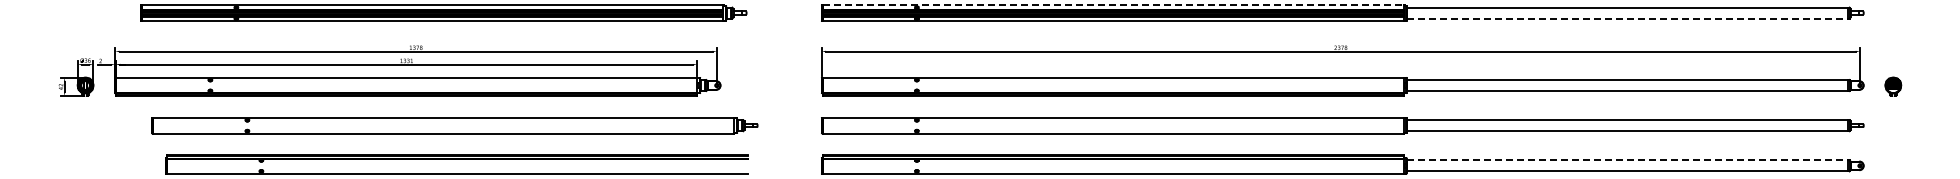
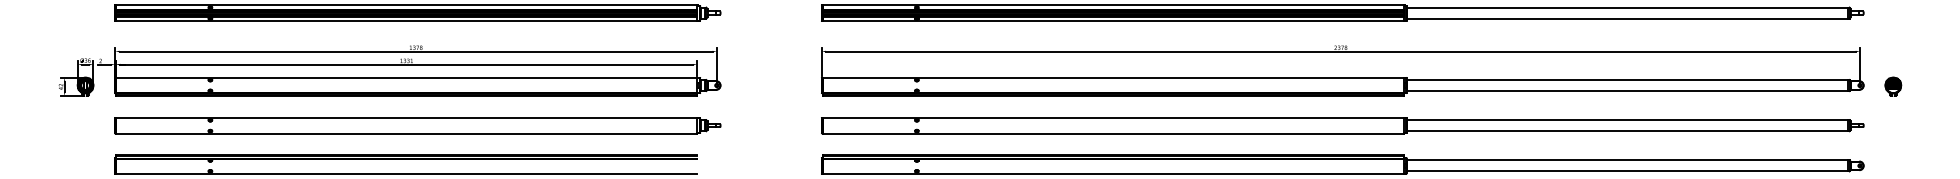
line: dashed -> solid (1113, 5)
part position: (443, 12) -> (417, 12) (417, 12)
line: dashed -> solid (1627, 18)
part position: (454, 125) -> (417, 125) (417, 125)
line: dashed -> solid (1627, 160)
part position: (456, 164) -> (405, 164) (405, 164)
